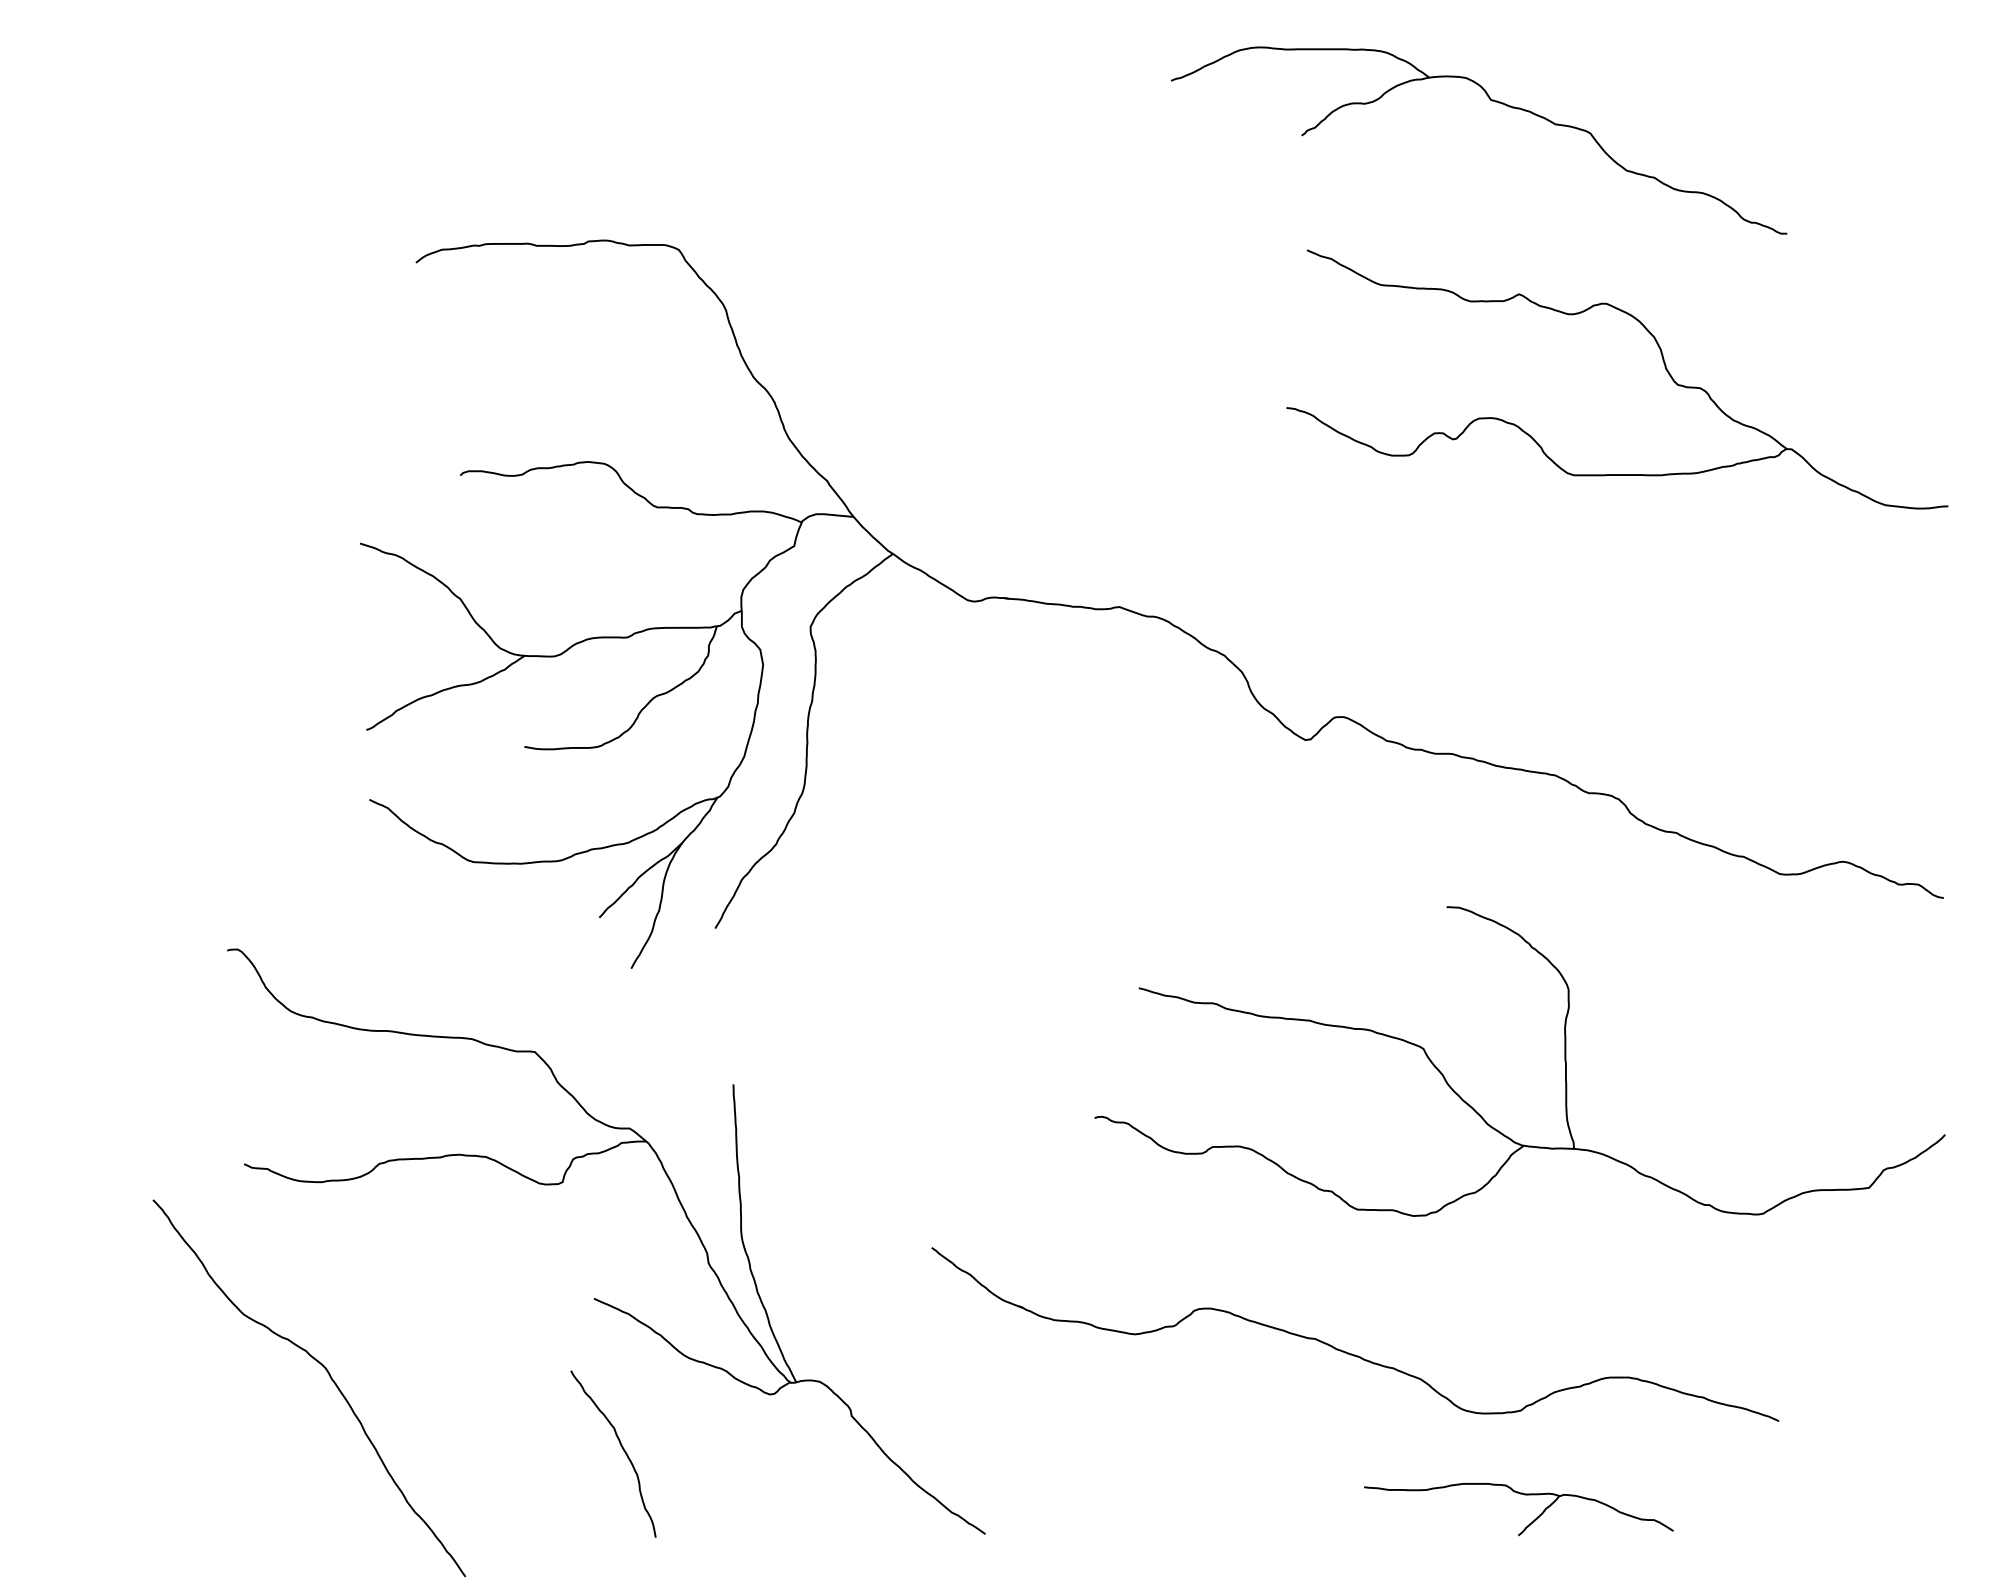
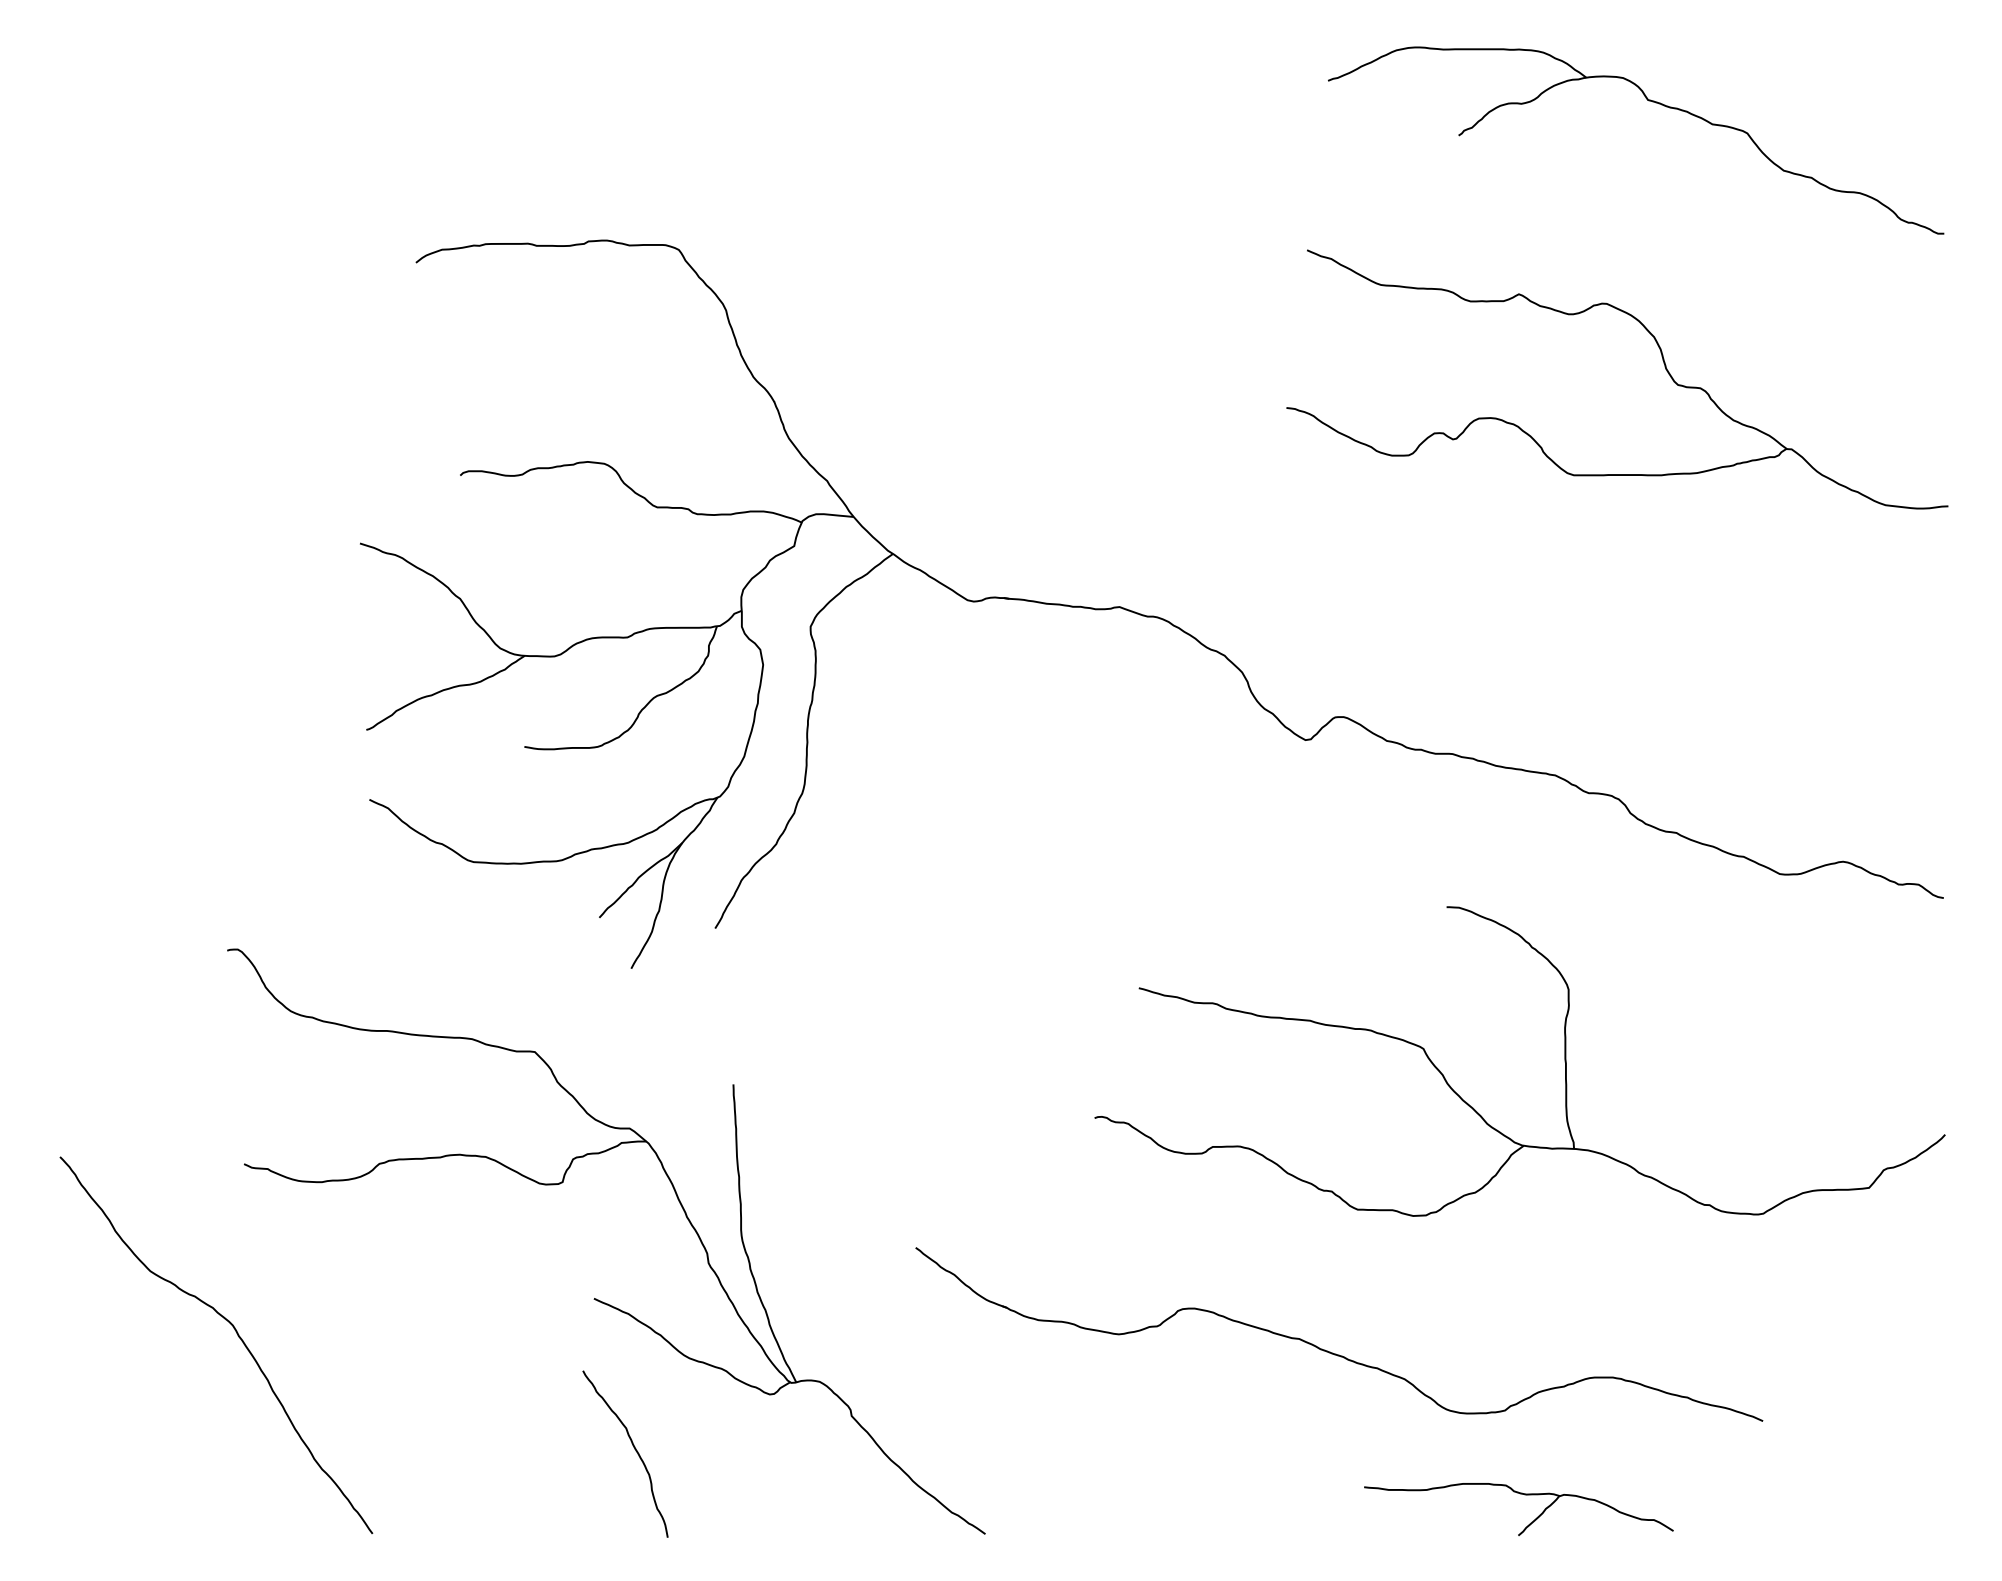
part position: (1491, 101) -> (1648, 101) (1648, 101)
part position: (1346, 1351) -> (1330, 1351) (1330, 1351)
curve position: (327, 1373) -> (234, 1330) (234, 1330)
curve position: (622, 1449) -> (634, 1449) (634, 1449)
